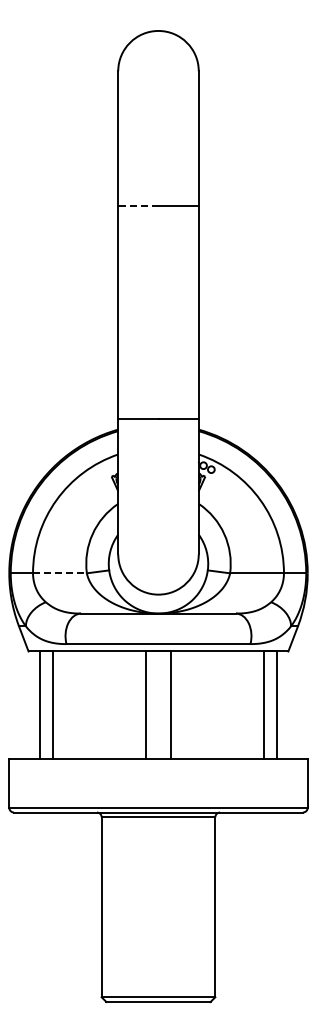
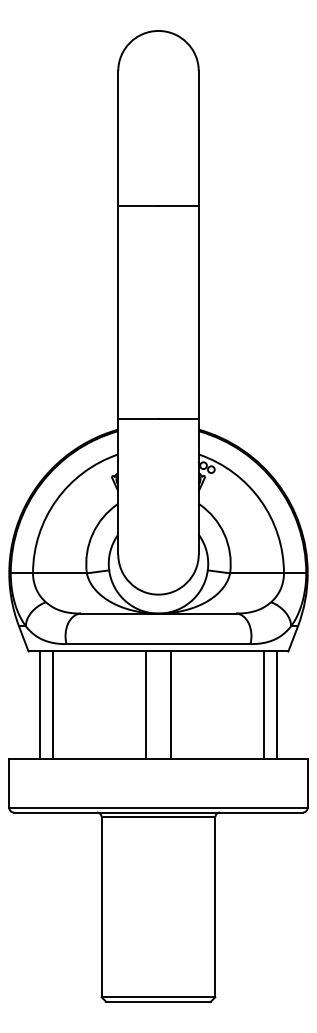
line: dashed -> solid (137, 206)
line: dashed -> solid (59, 573)
